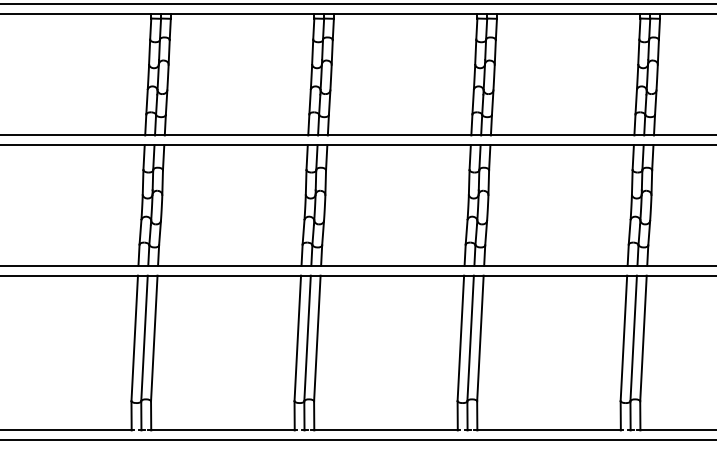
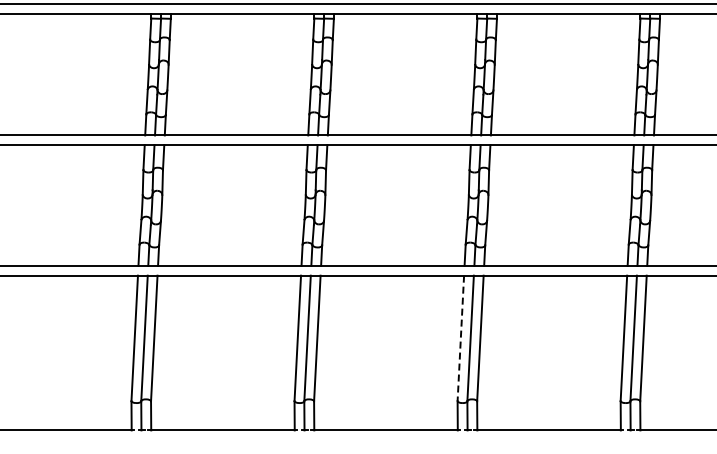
line: solid -> dashed (460, 338)
line: present -> none (357, 440)
